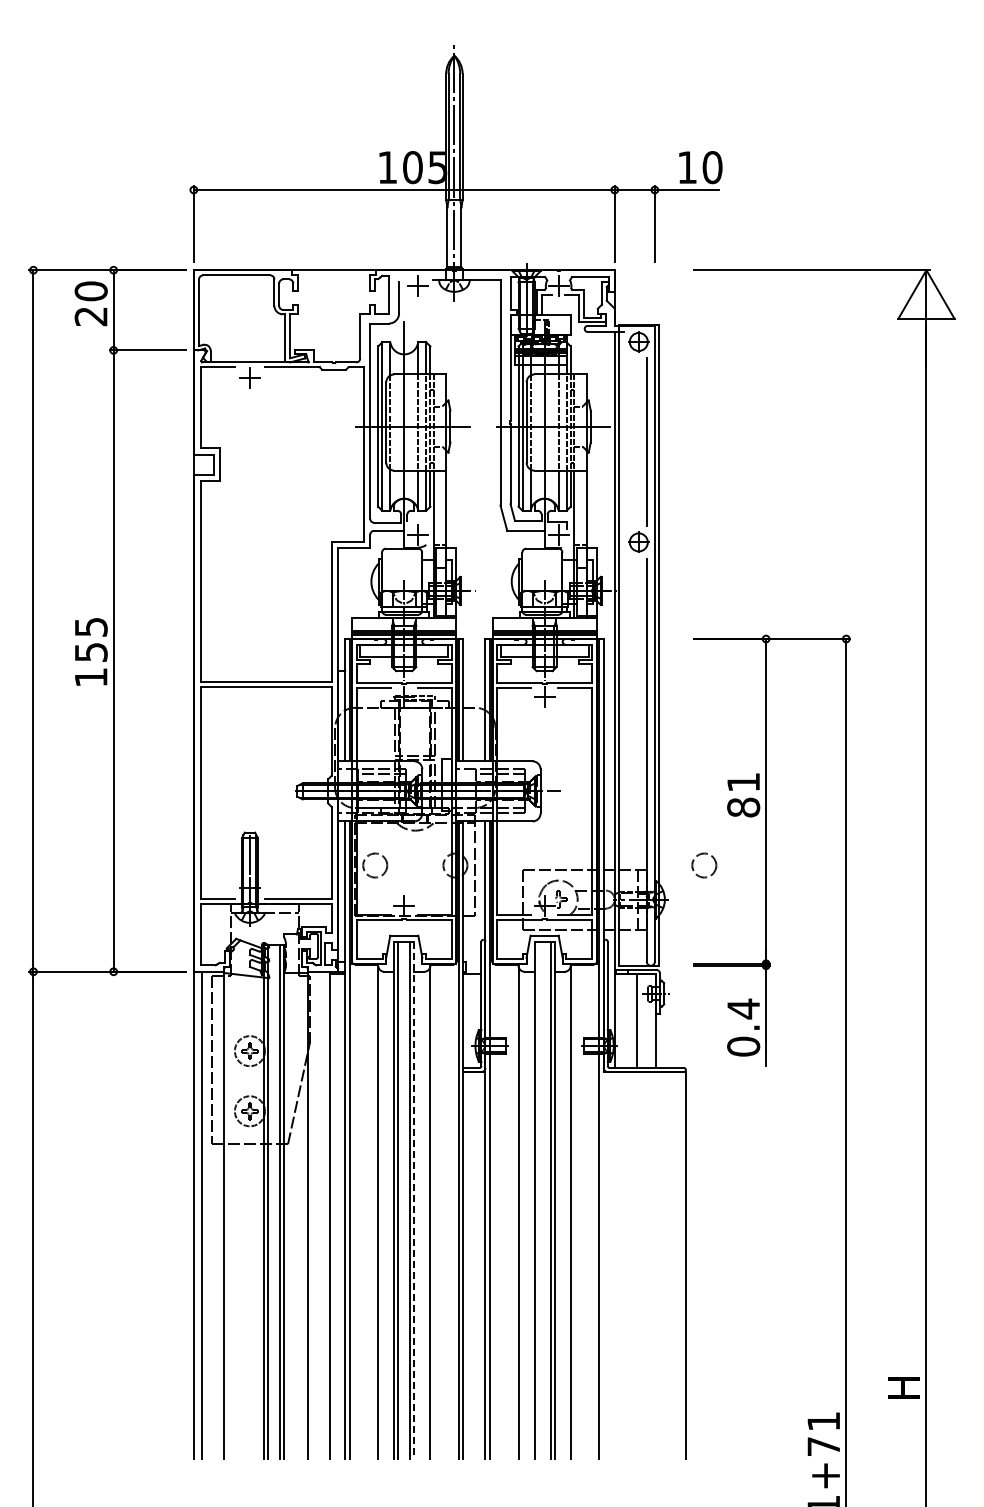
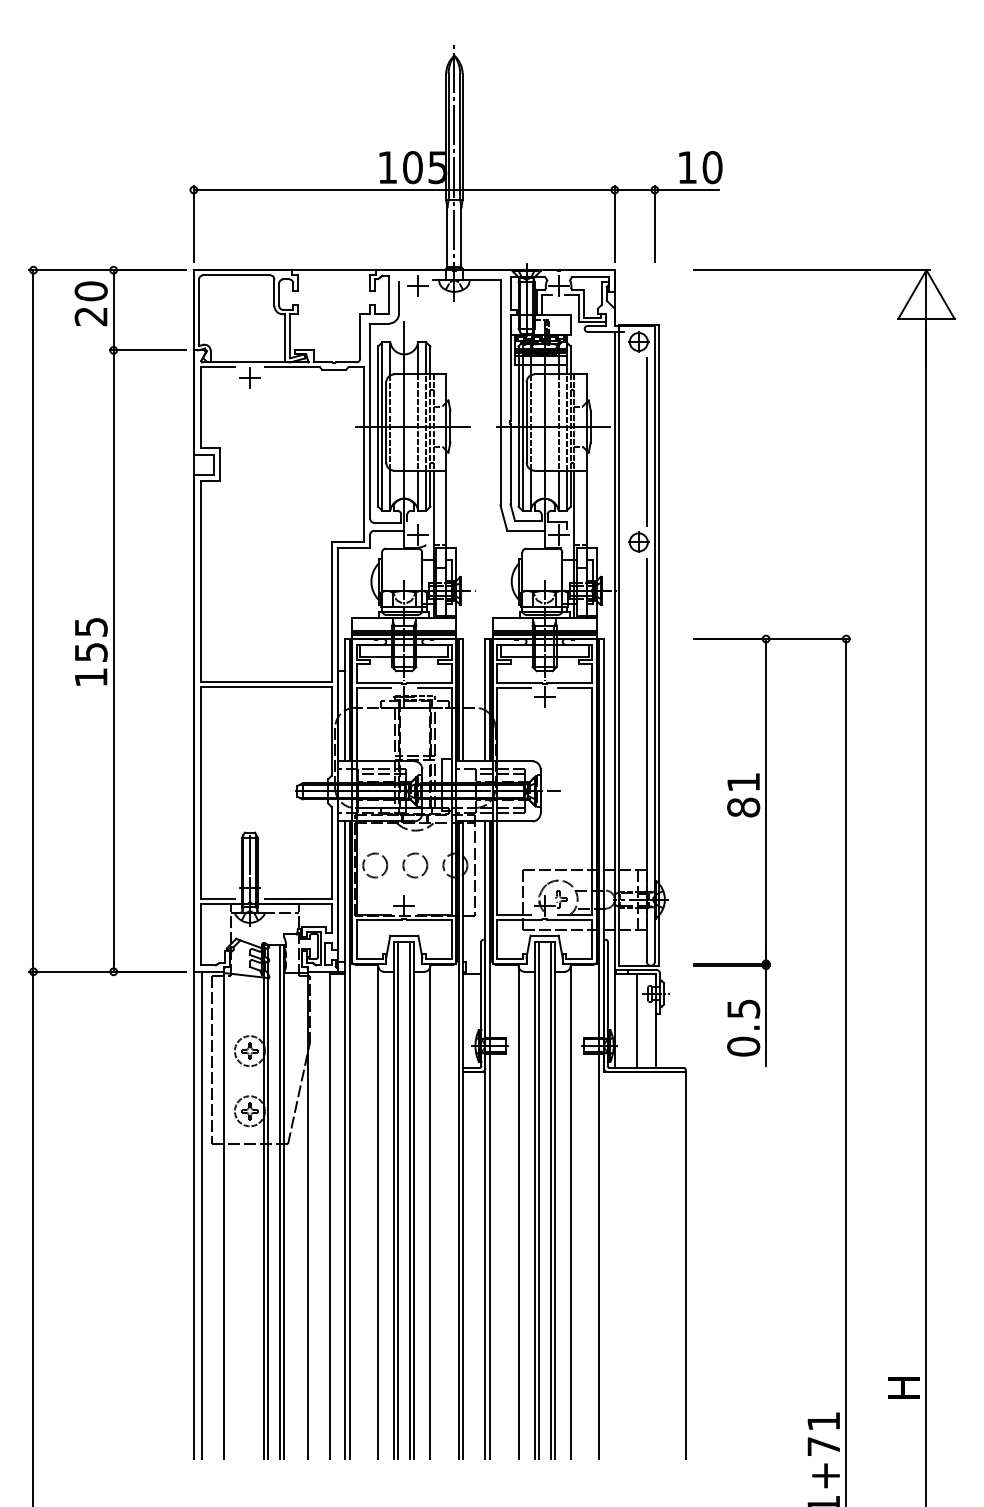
circle position: (704, 865) -> (415, 865) (415, 865)
text: 0.4 -> 0.5 (743, 1008)
line: none -> present (538, 1199)
line: dashed -> solid (414, 1200)
